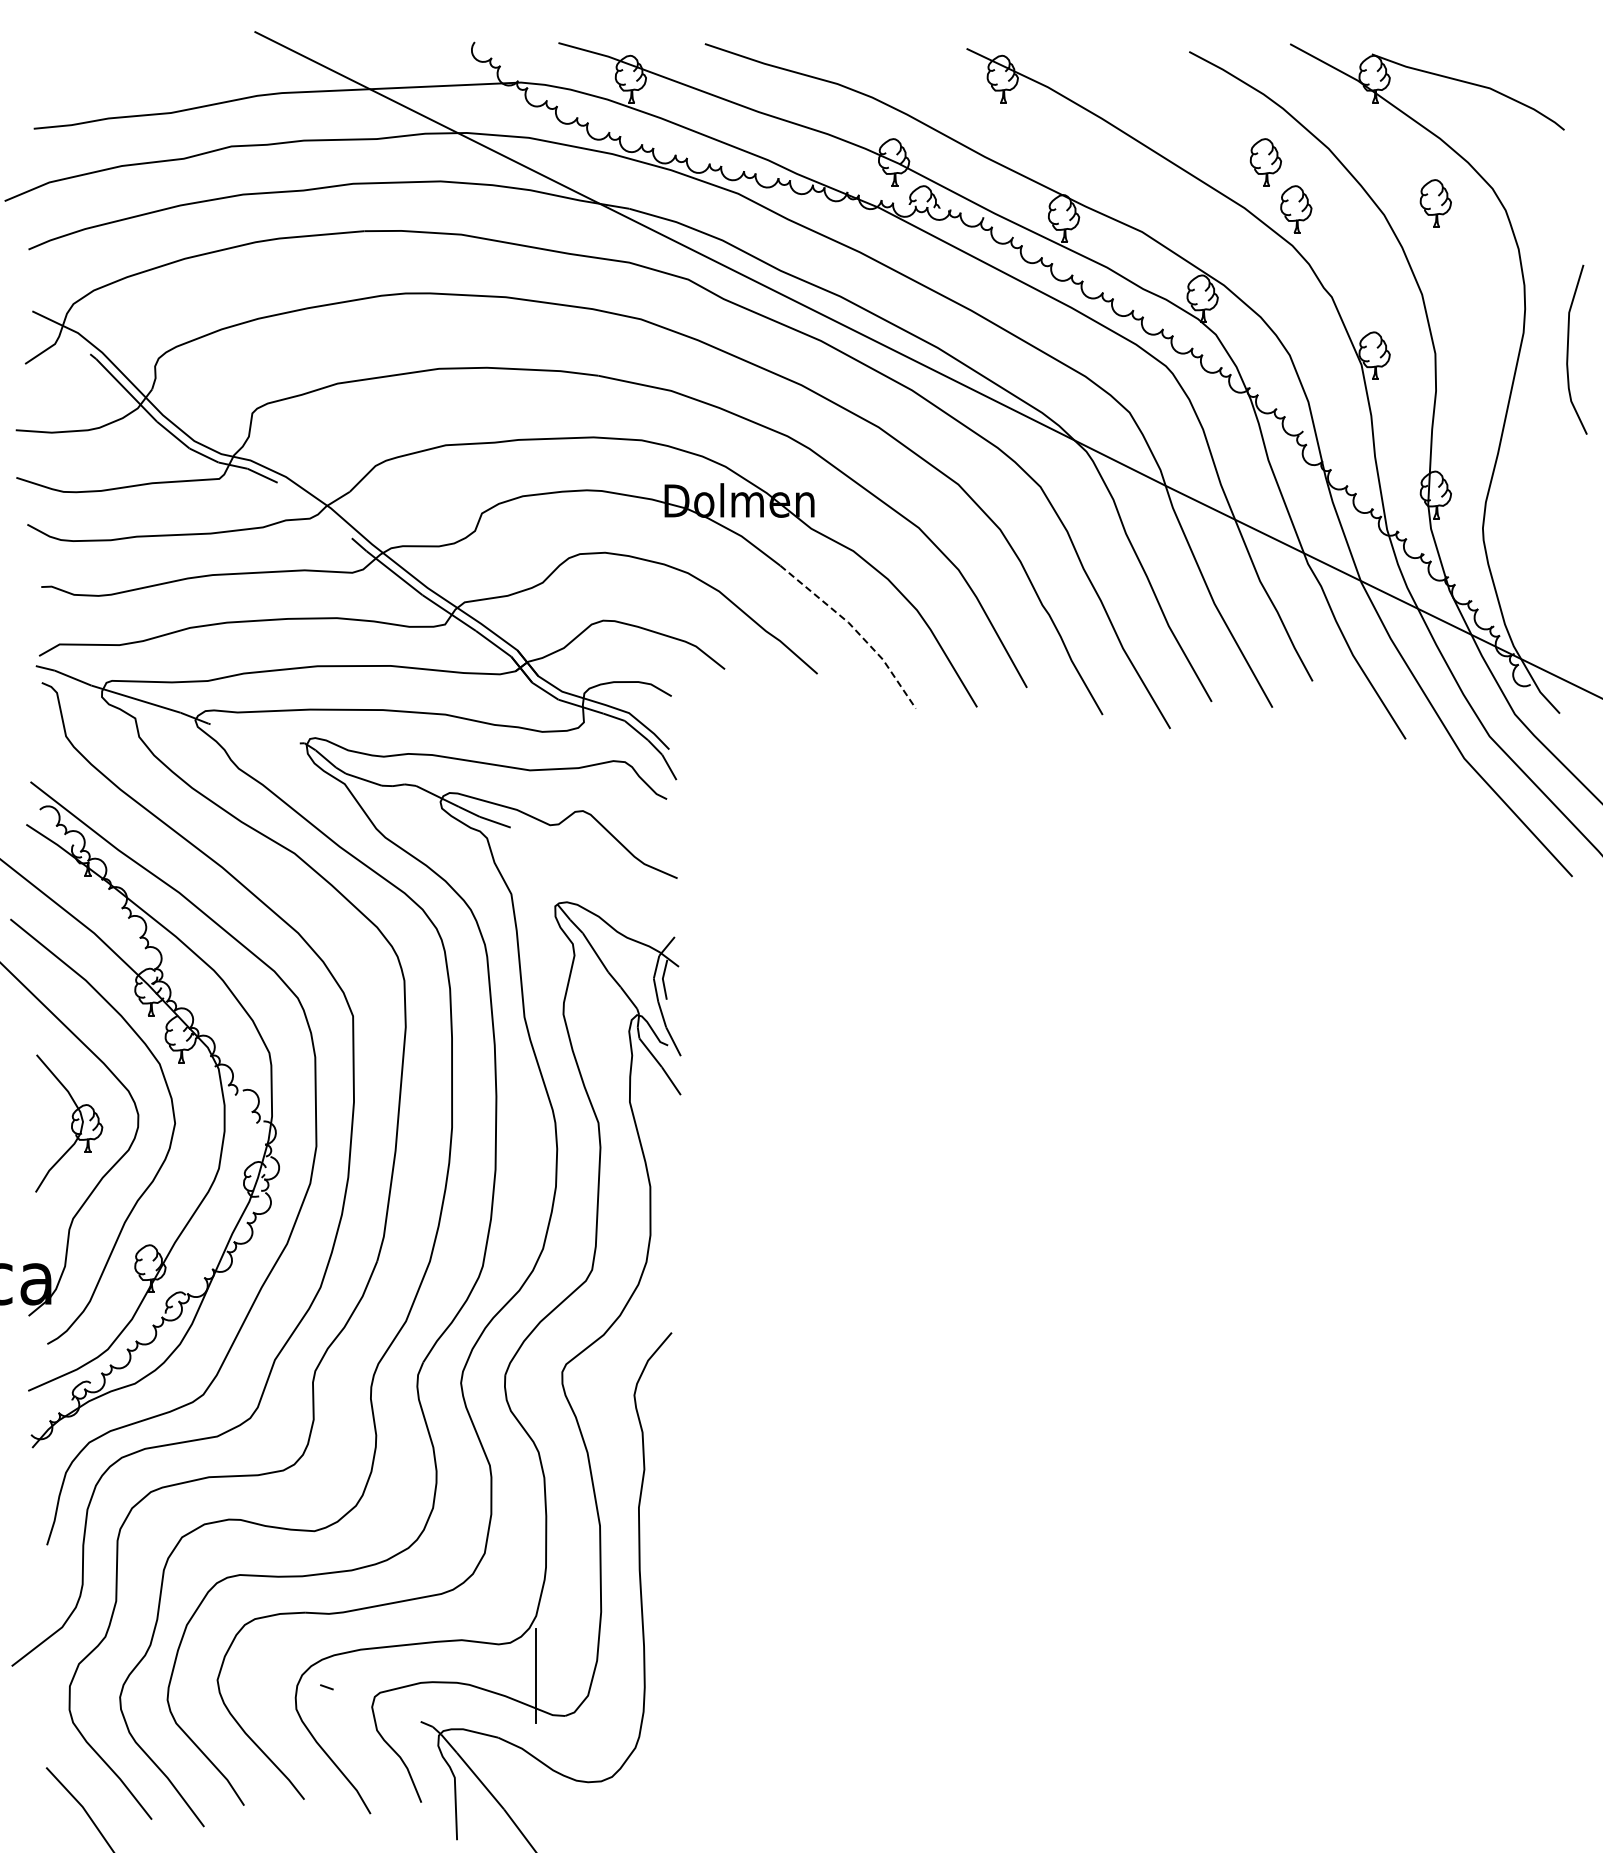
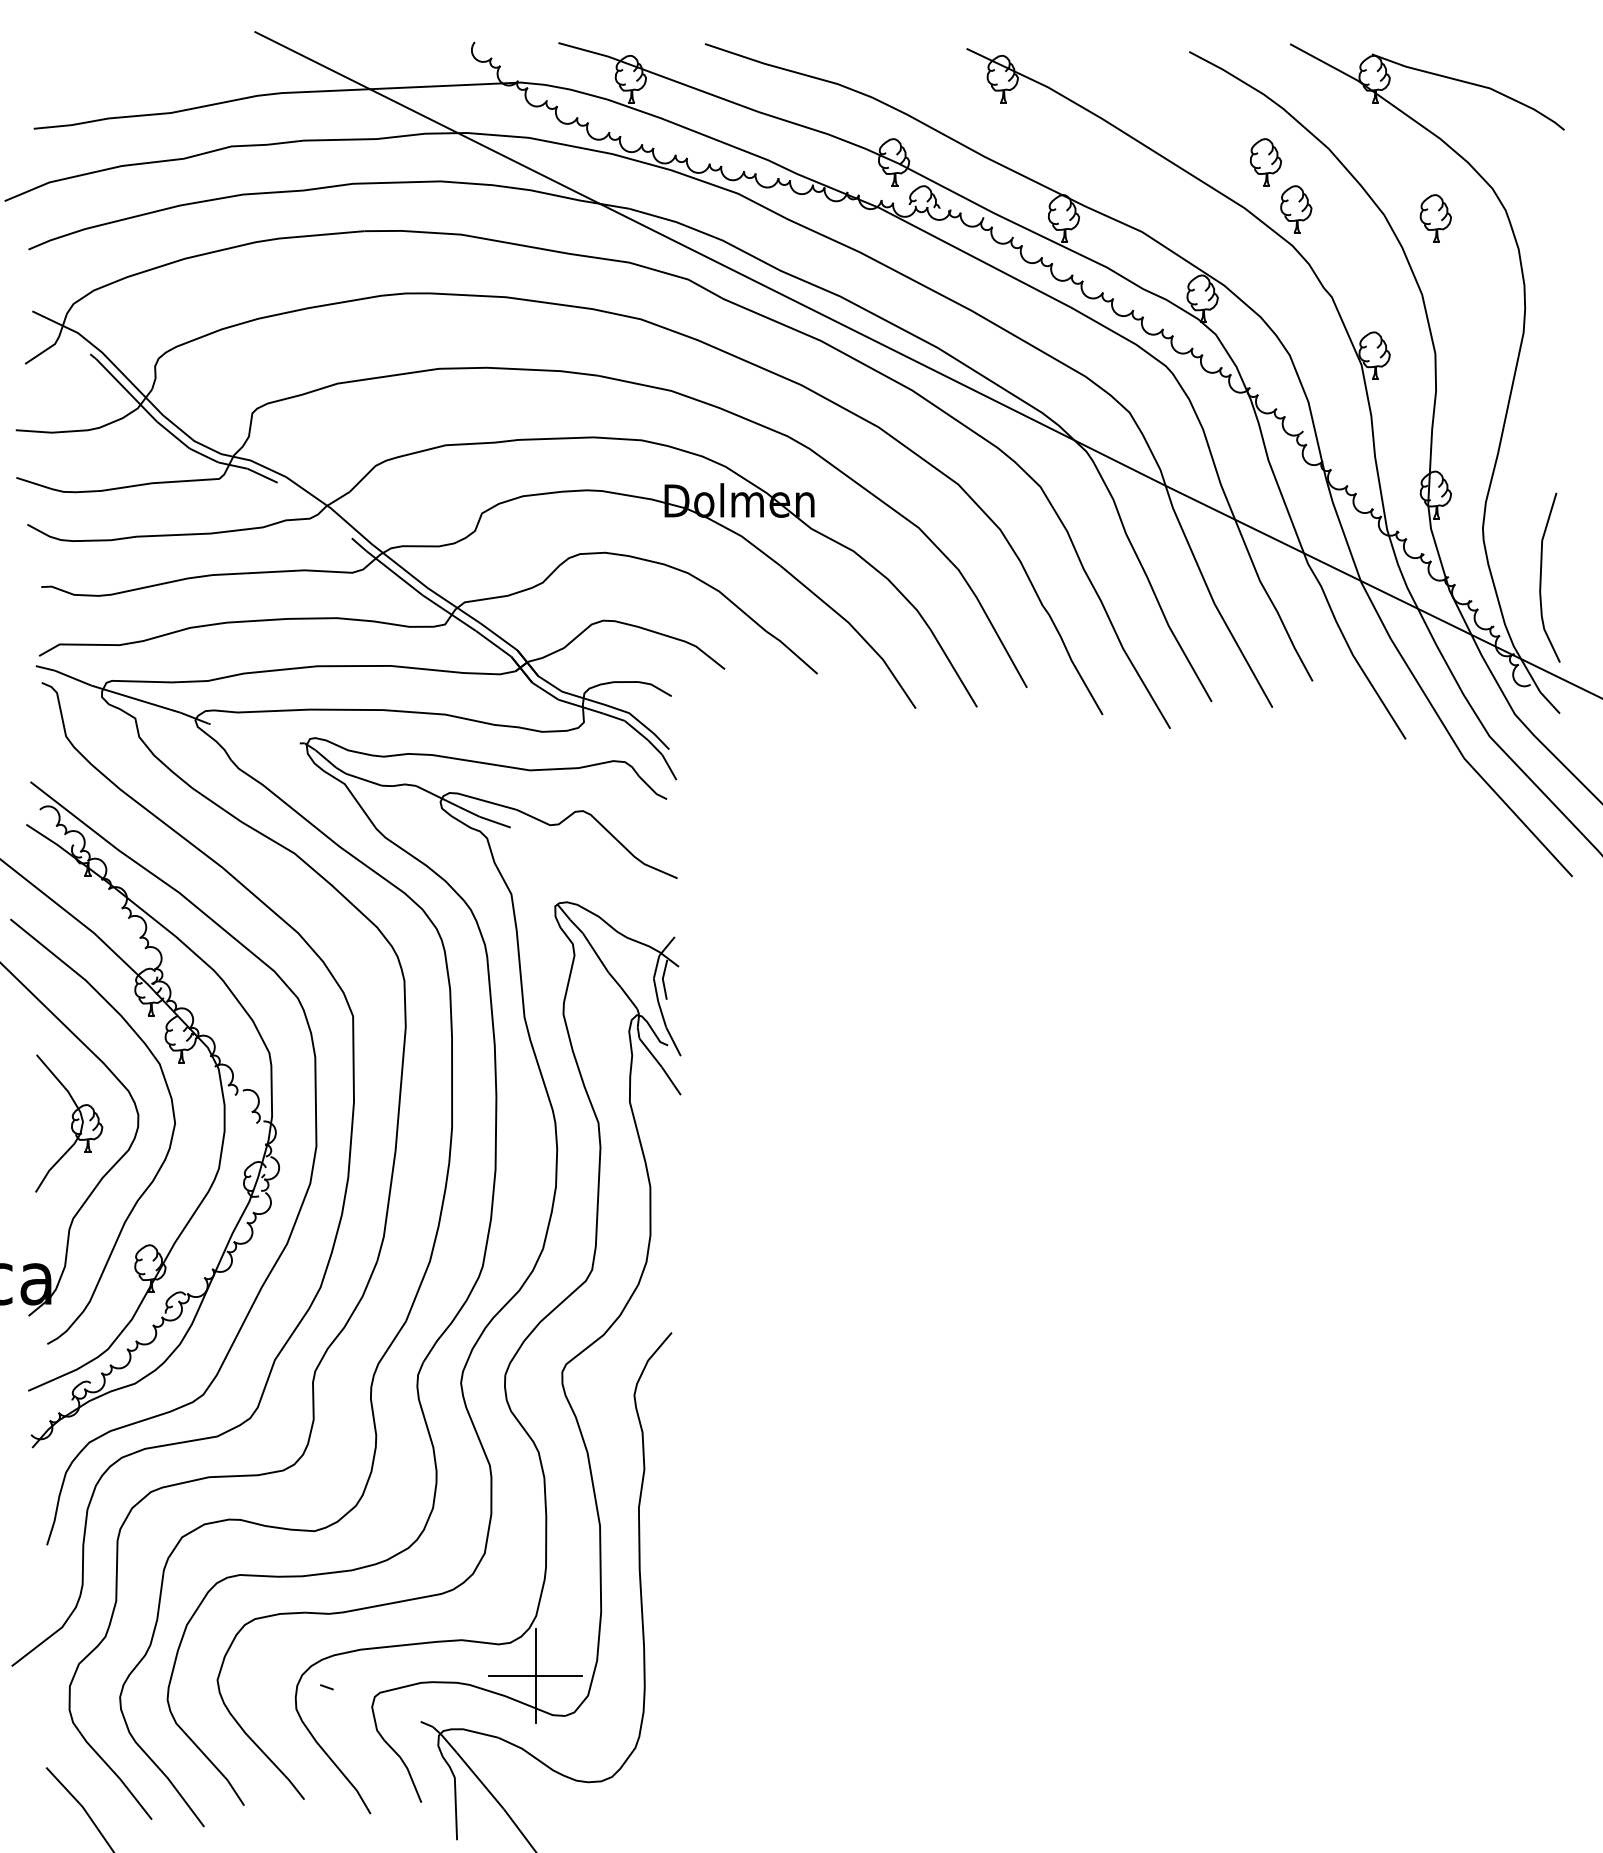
part position: (1435, 203) -> (1435, 218) (1435, 218)
curve position: (1568, 349) -> (1541, 577) (1541, 577)
line: dashed -> solid (855, 630)
line: none -> present (535, 1676)
